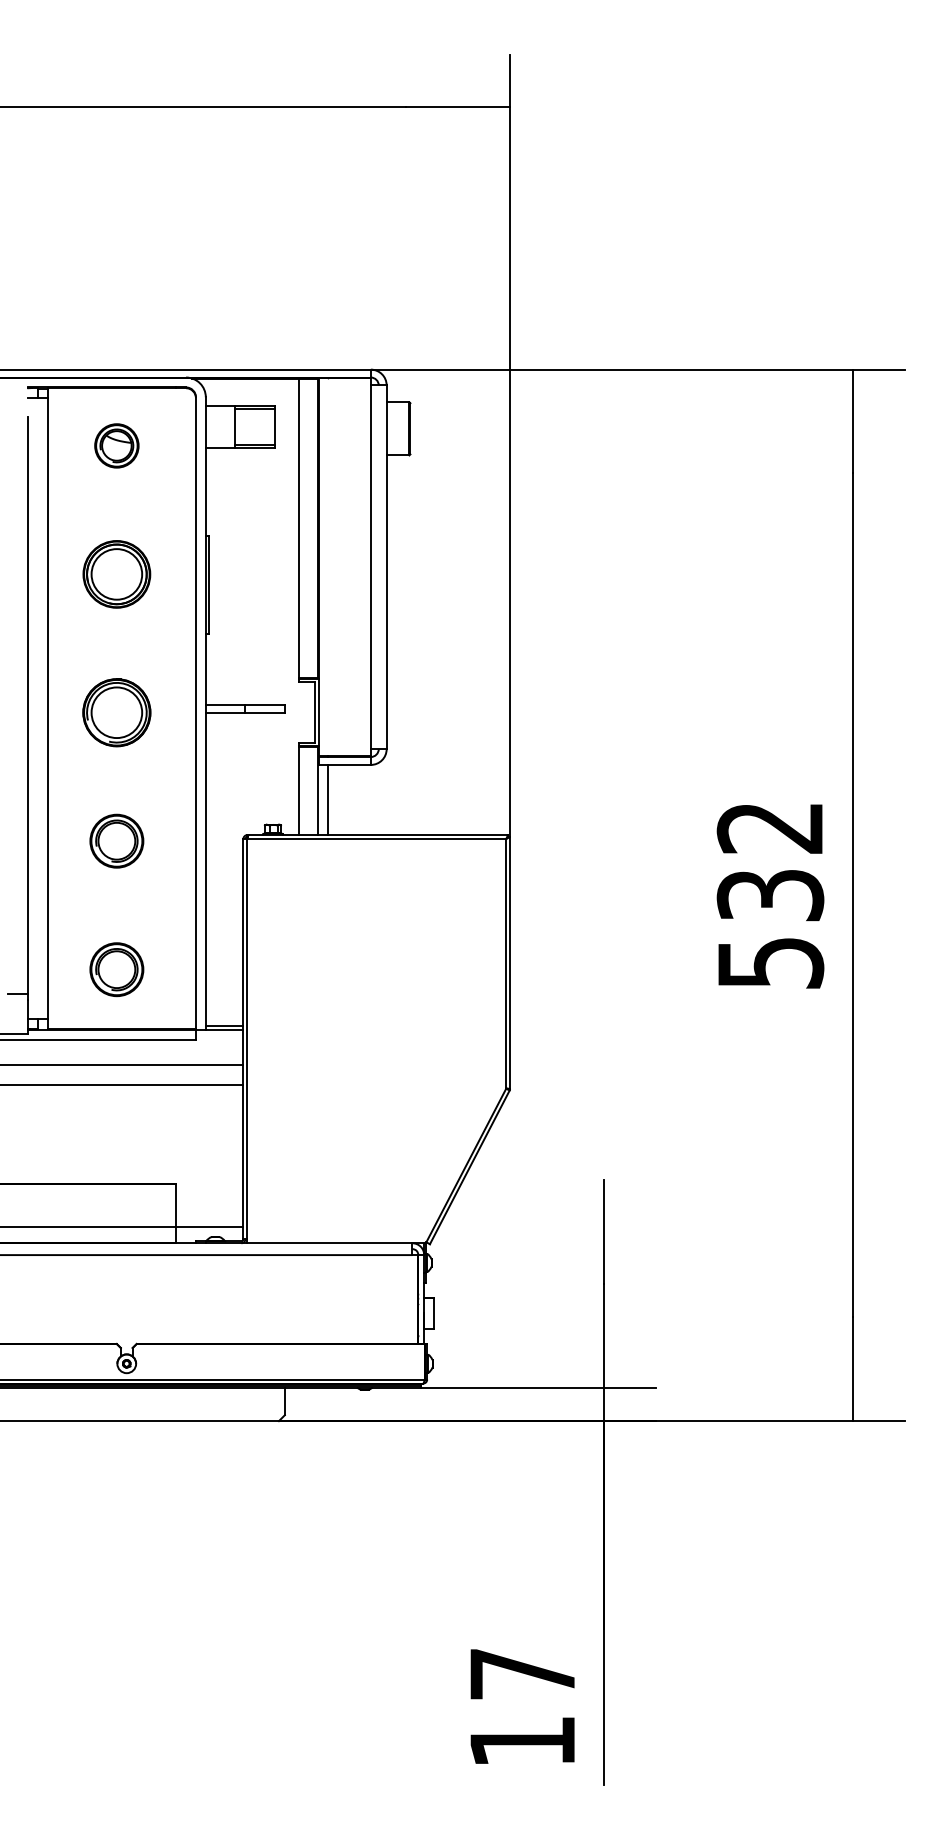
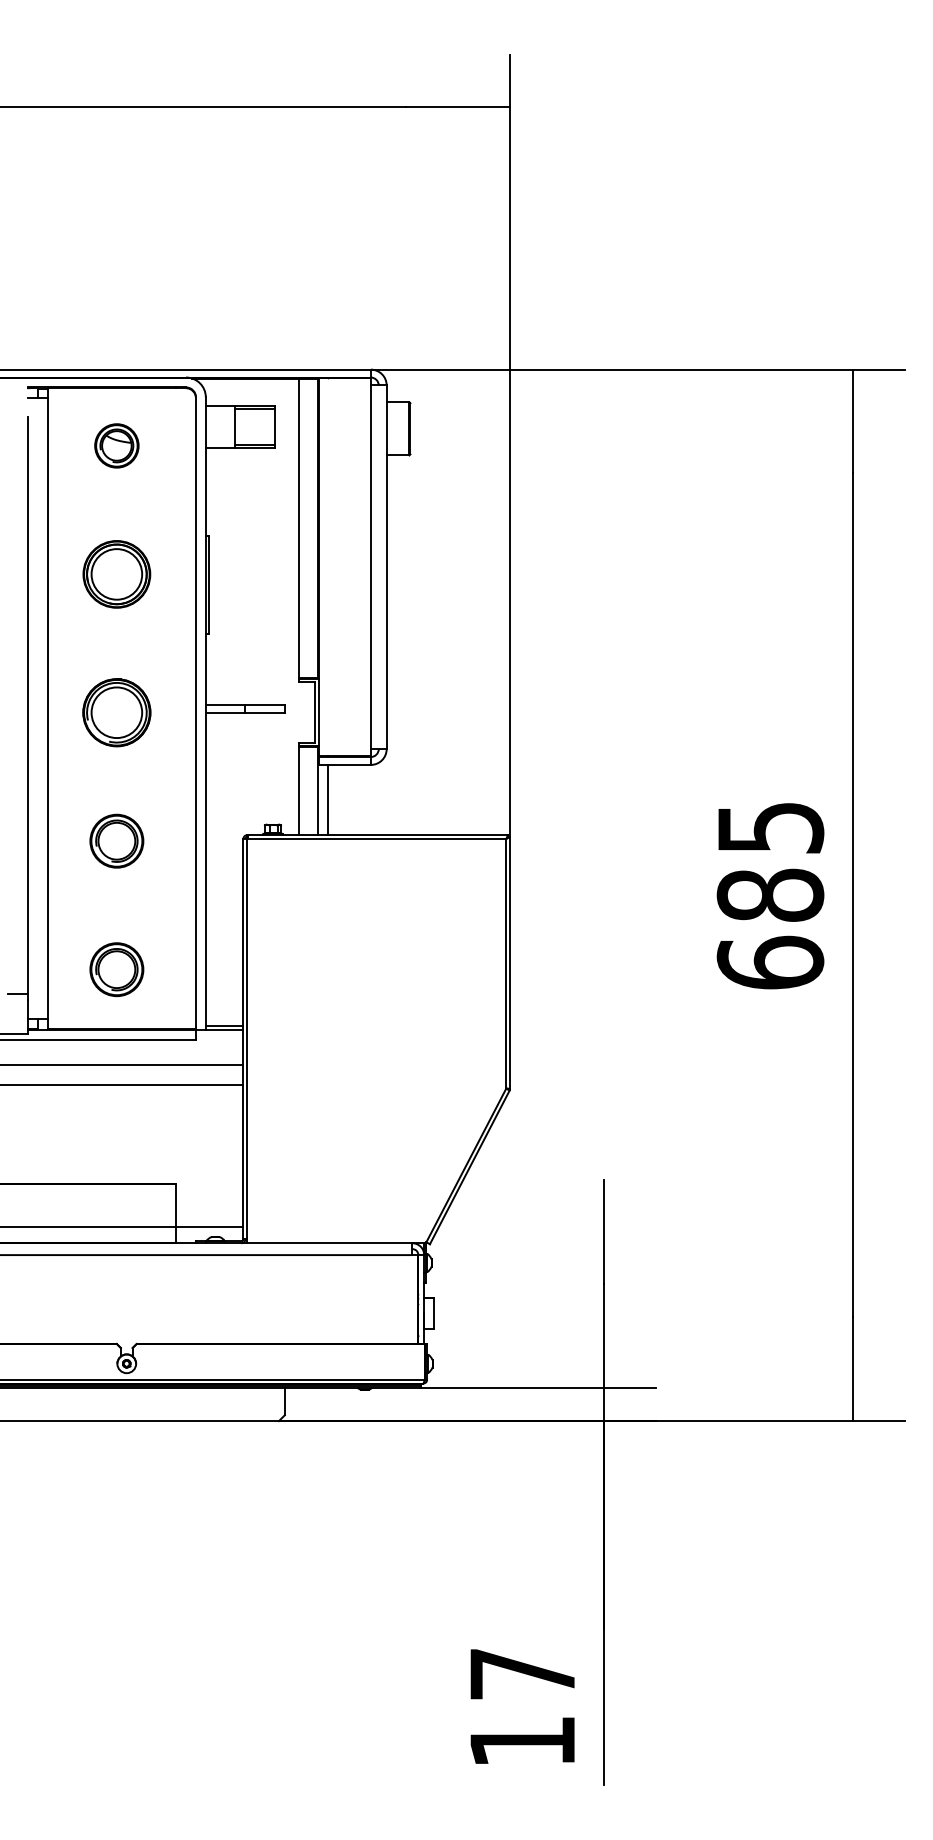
text: 532 -> 685 (770, 896)
